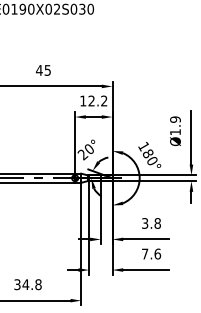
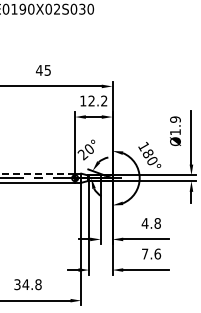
line: solid -> dashed (37, 173)
text: 3.8 -> 4.8 (144, 223)
